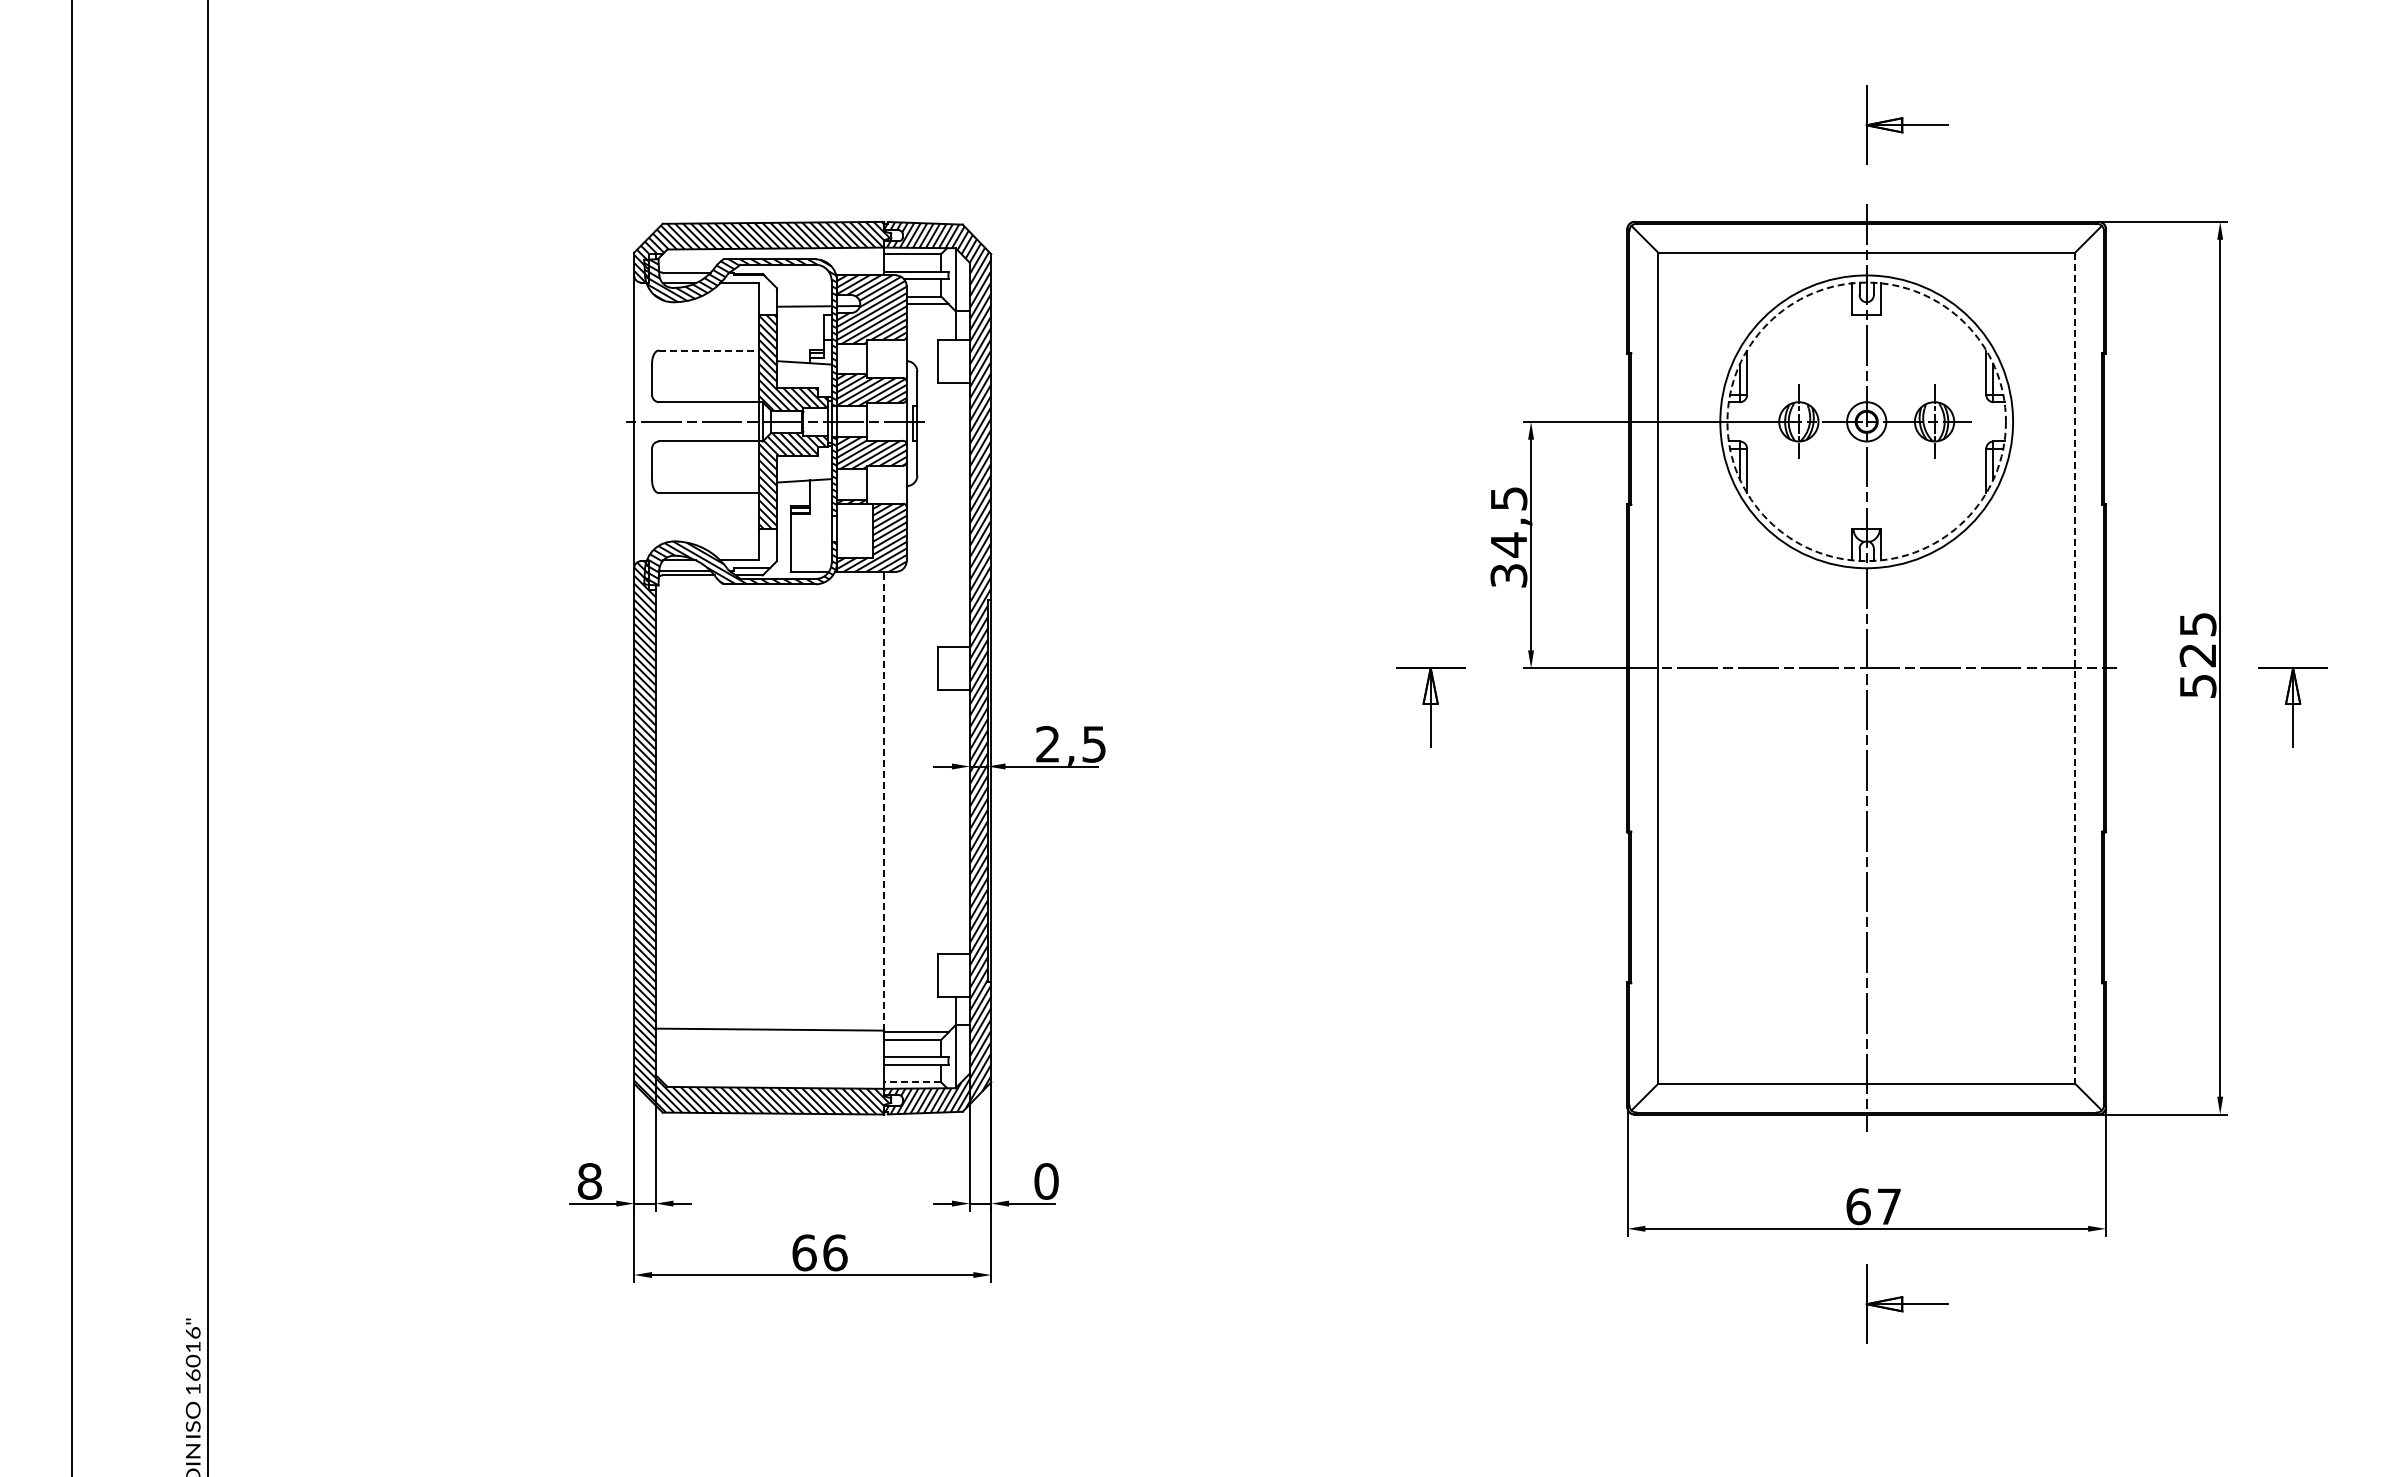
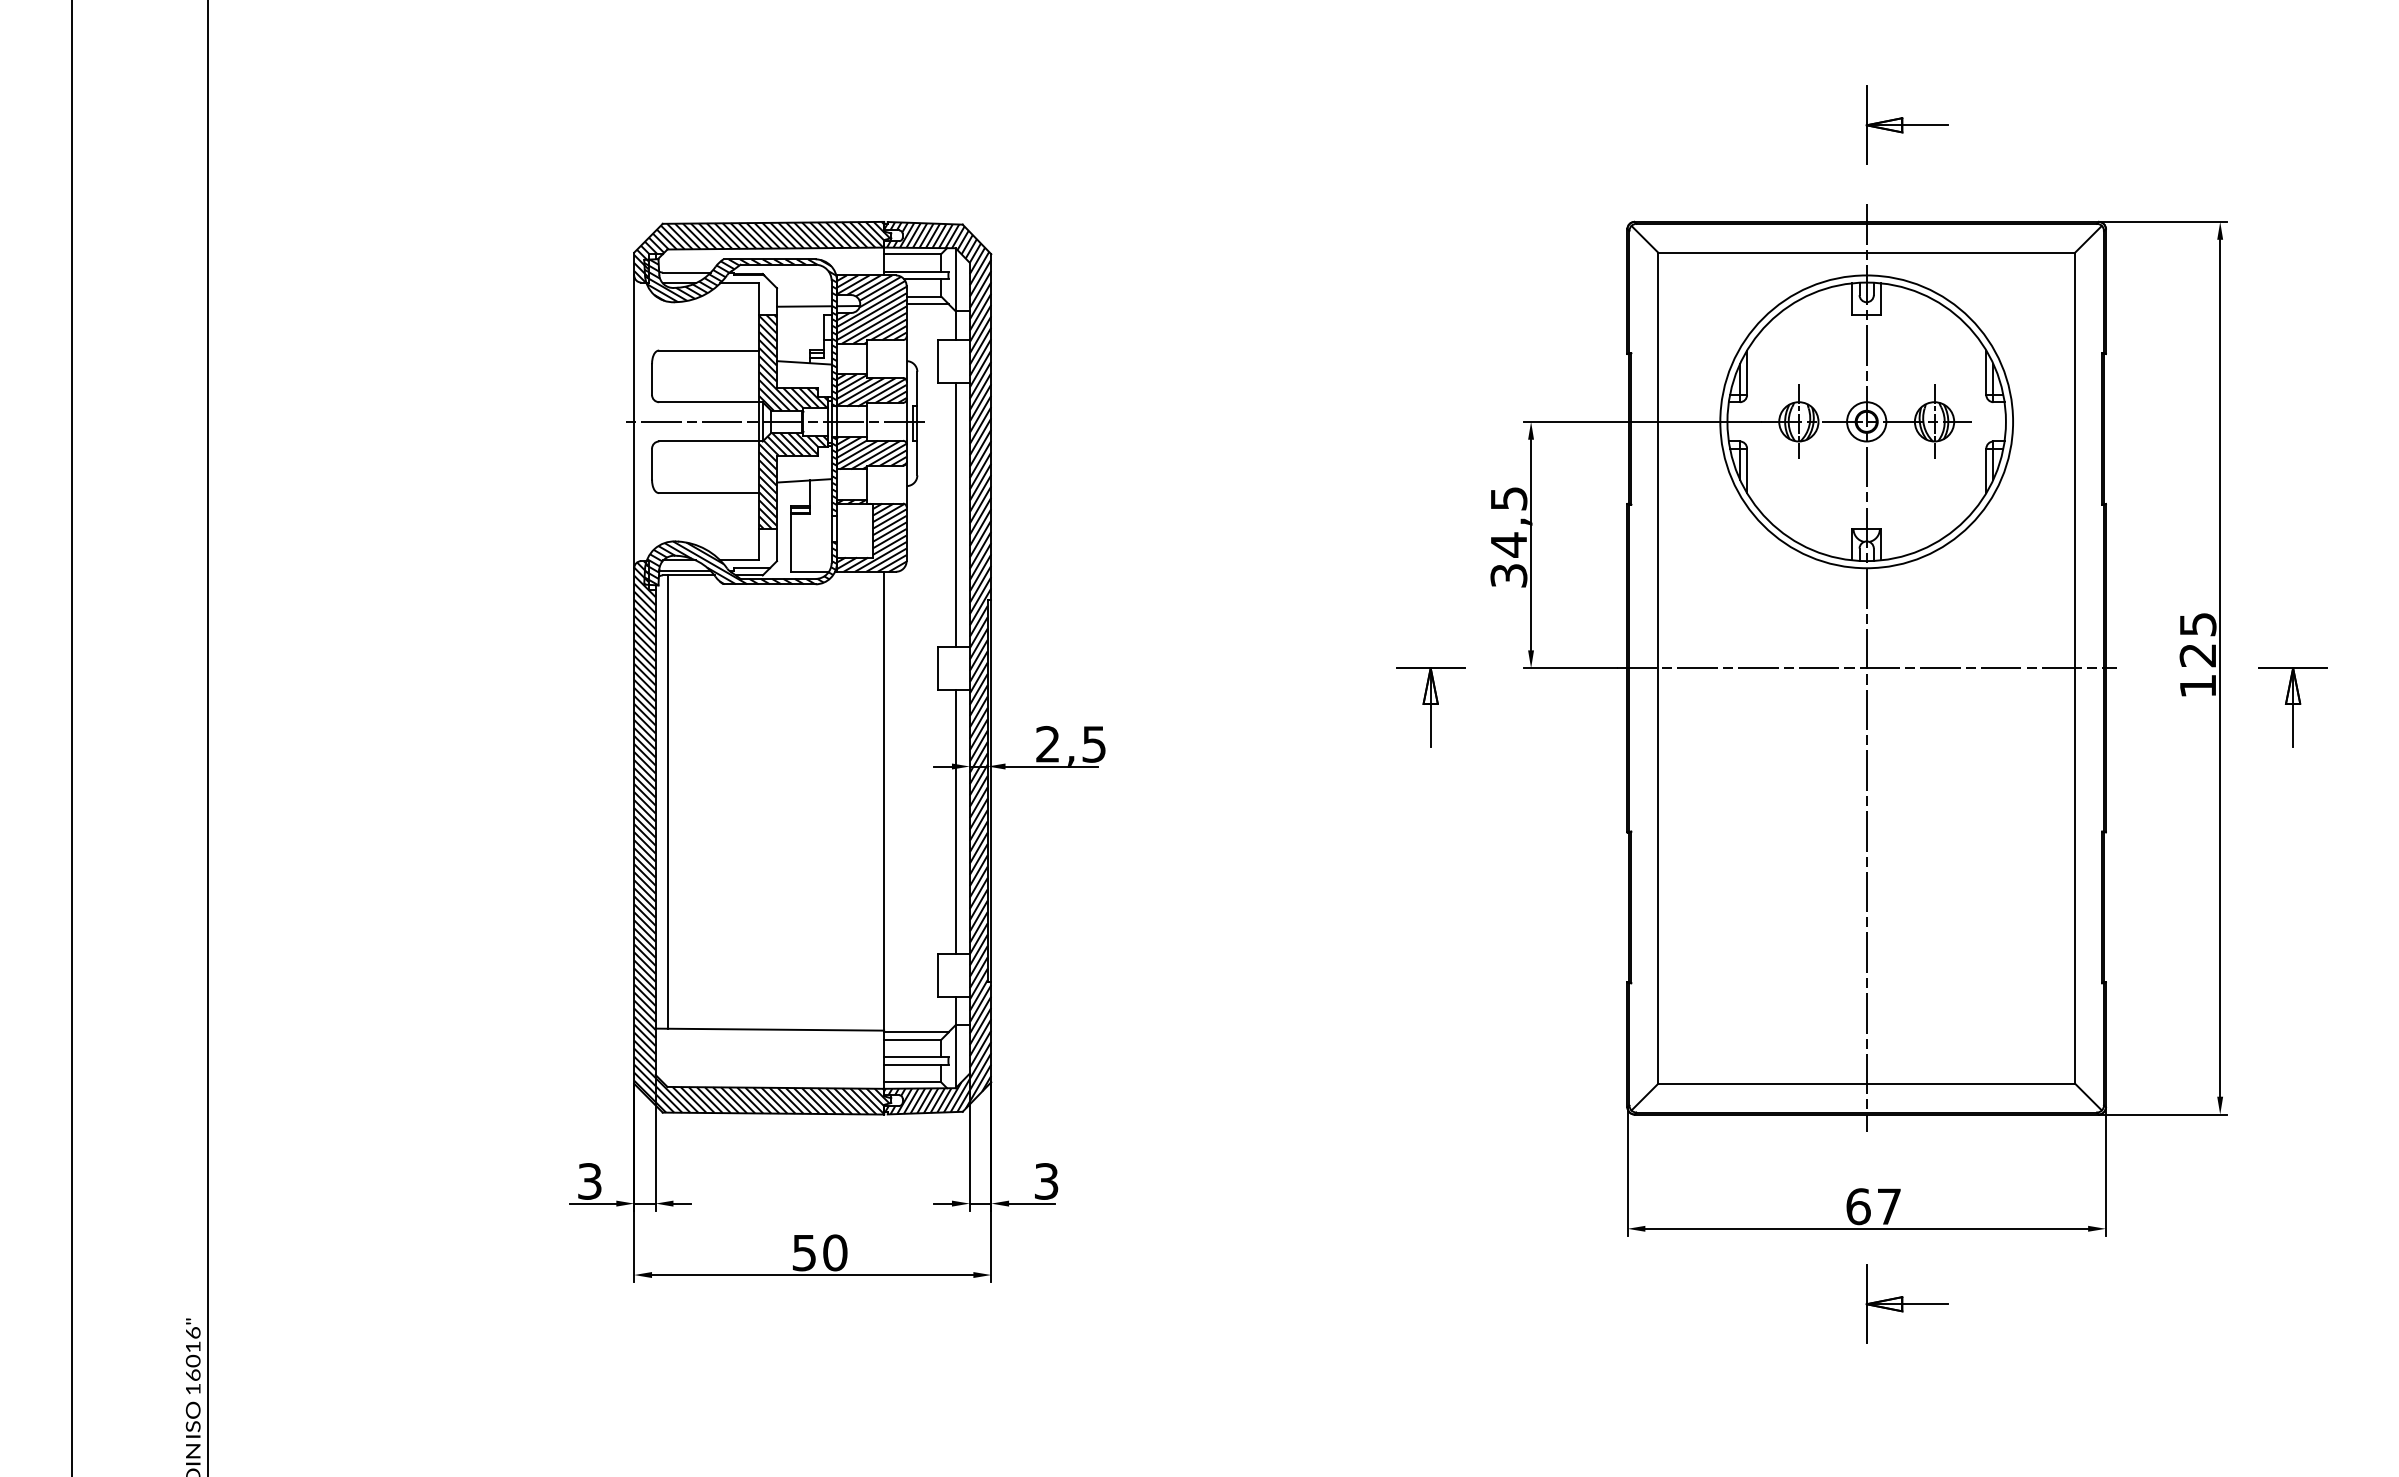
line: dashed -> solid (709, 350)
circle: dashed -> solid (1866, 421)
line: none -> present (955, 514)
line: dashed -> solid (2075, 668)
text: 525 -> 125 (2198, 686)
line: dashed -> solid (884, 800)
line: none -> present (667, 801)
line: none -> present (955, 821)
line: dashed -> solid (912, 1082)
text: 8 -> 3 (589, 1181)
text: 0 -> 3 (1046, 1181)
text: 66 -> 50 (819, 1252)
